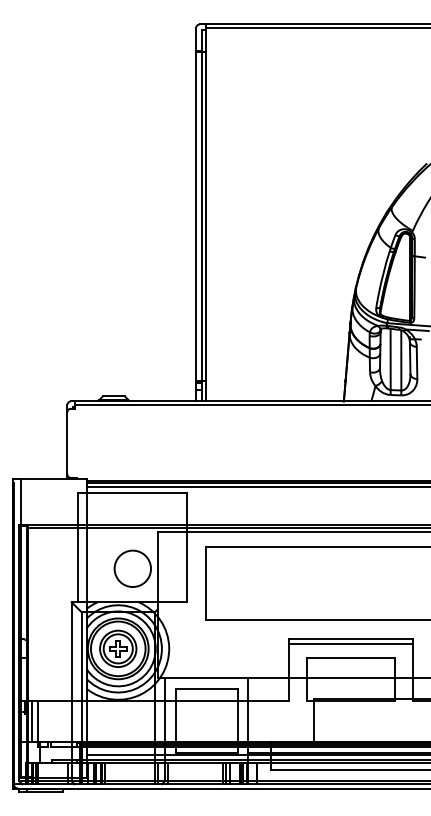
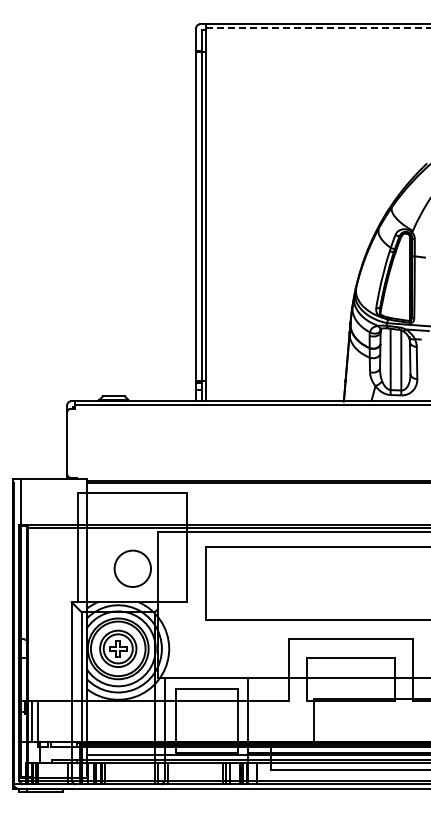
line: solid -> dashed (317, 28)
line: present -> none (256, 486)
line: present -> none (351, 643)
